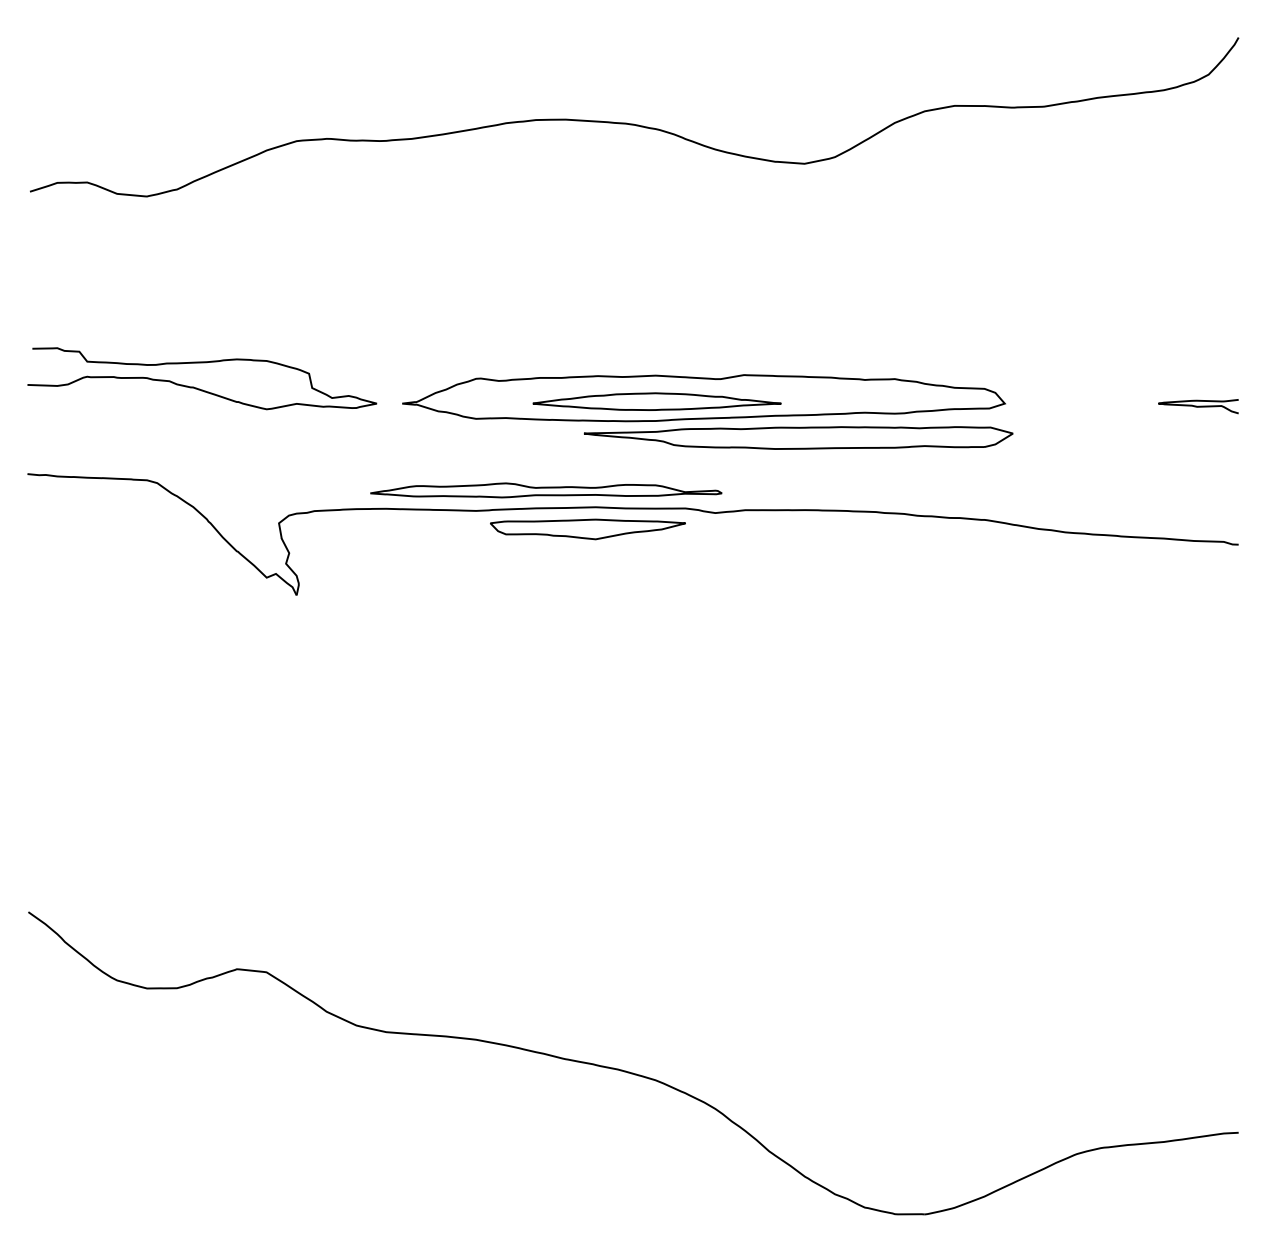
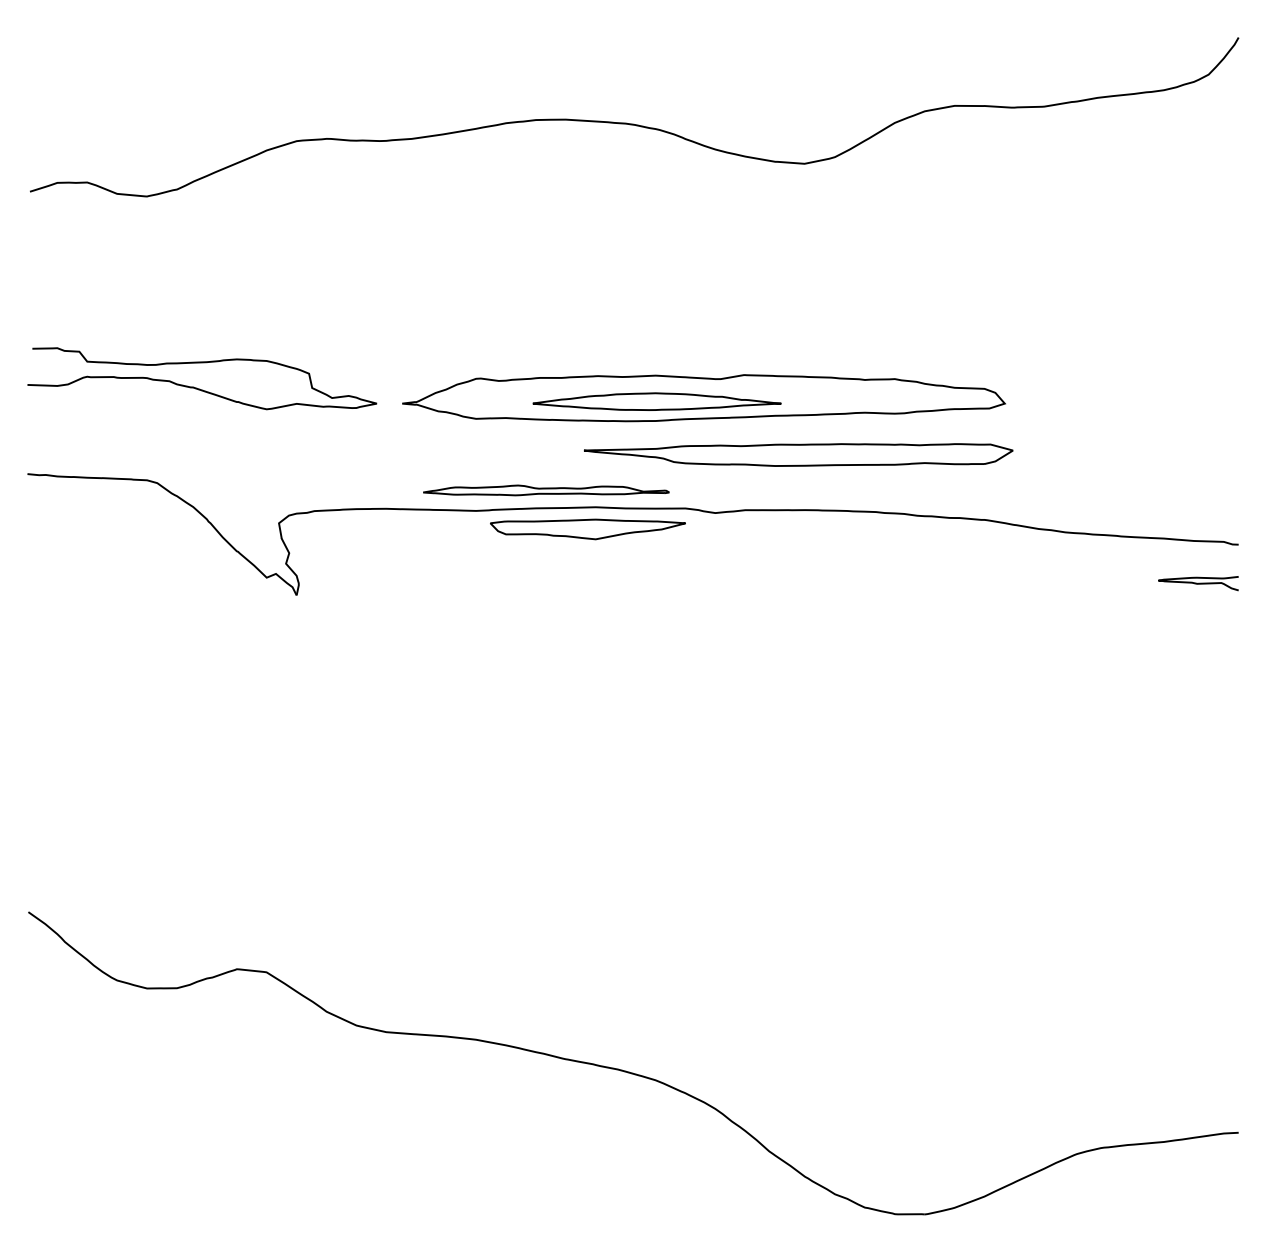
curve position: (1198, 406) -> (1198, 583) (1198, 583)
part position: (798, 437) -> (798, 454) (798, 454)
part size: 353x17 px -> 247x13 px (546, 490)
